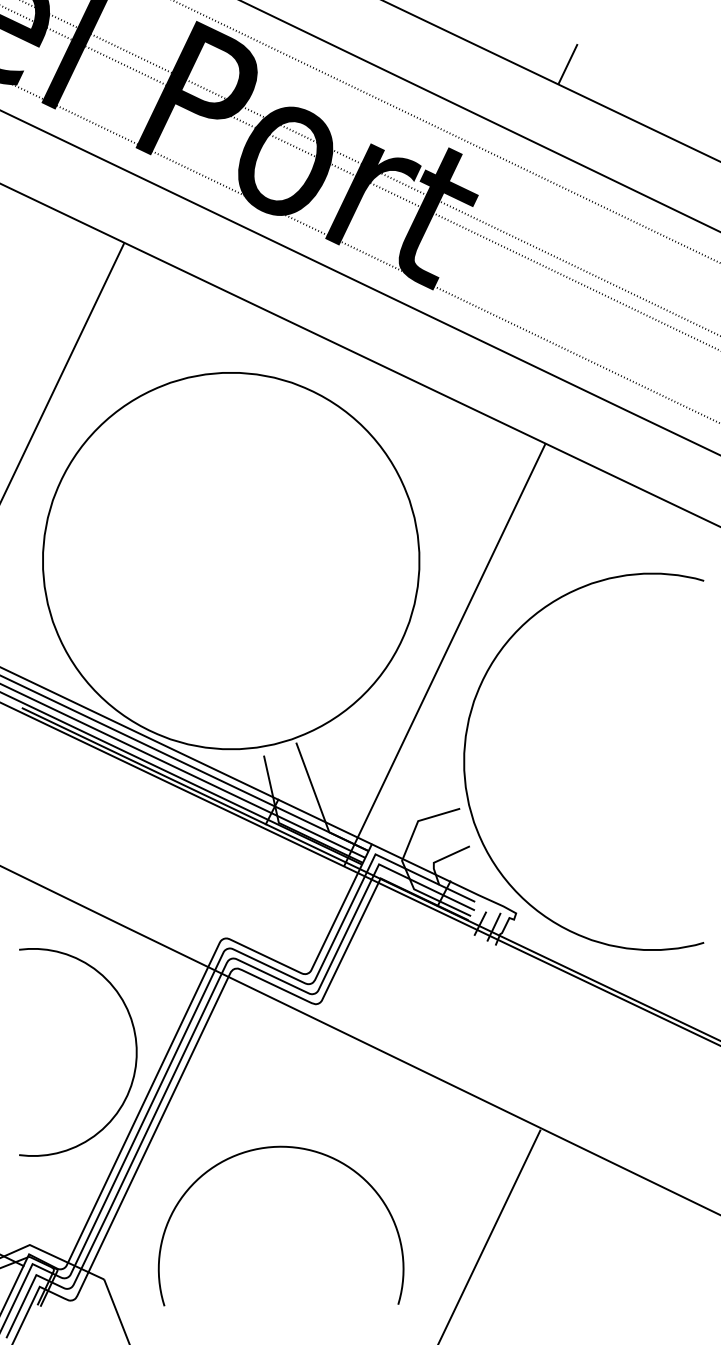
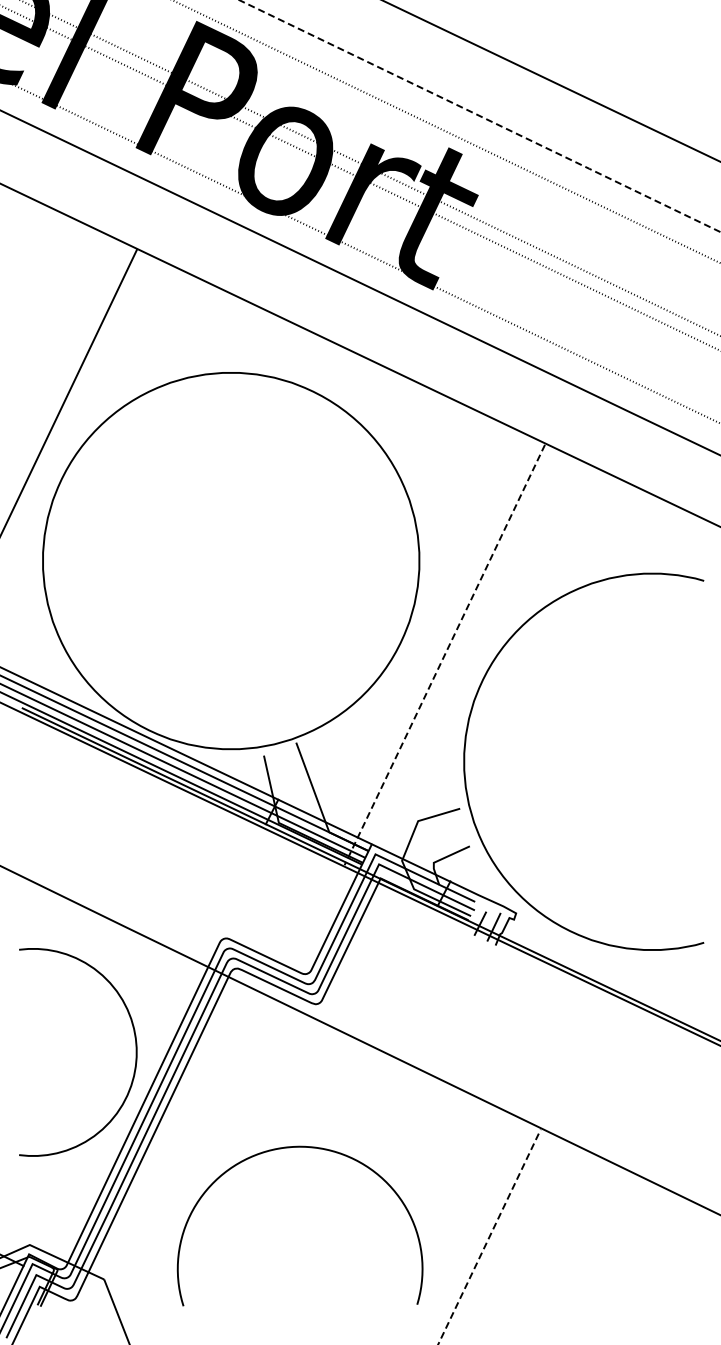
line: present -> none (567, 63)
line: solid -> dashed (480, 116)
line position: (62, 371) -> (69, 391) (69, 391)
line: solid -> dashed (444, 655)
curve position: (270, 1148) -> (289, 1148) (289, 1148)
line: solid -> dashed (489, 1237)
